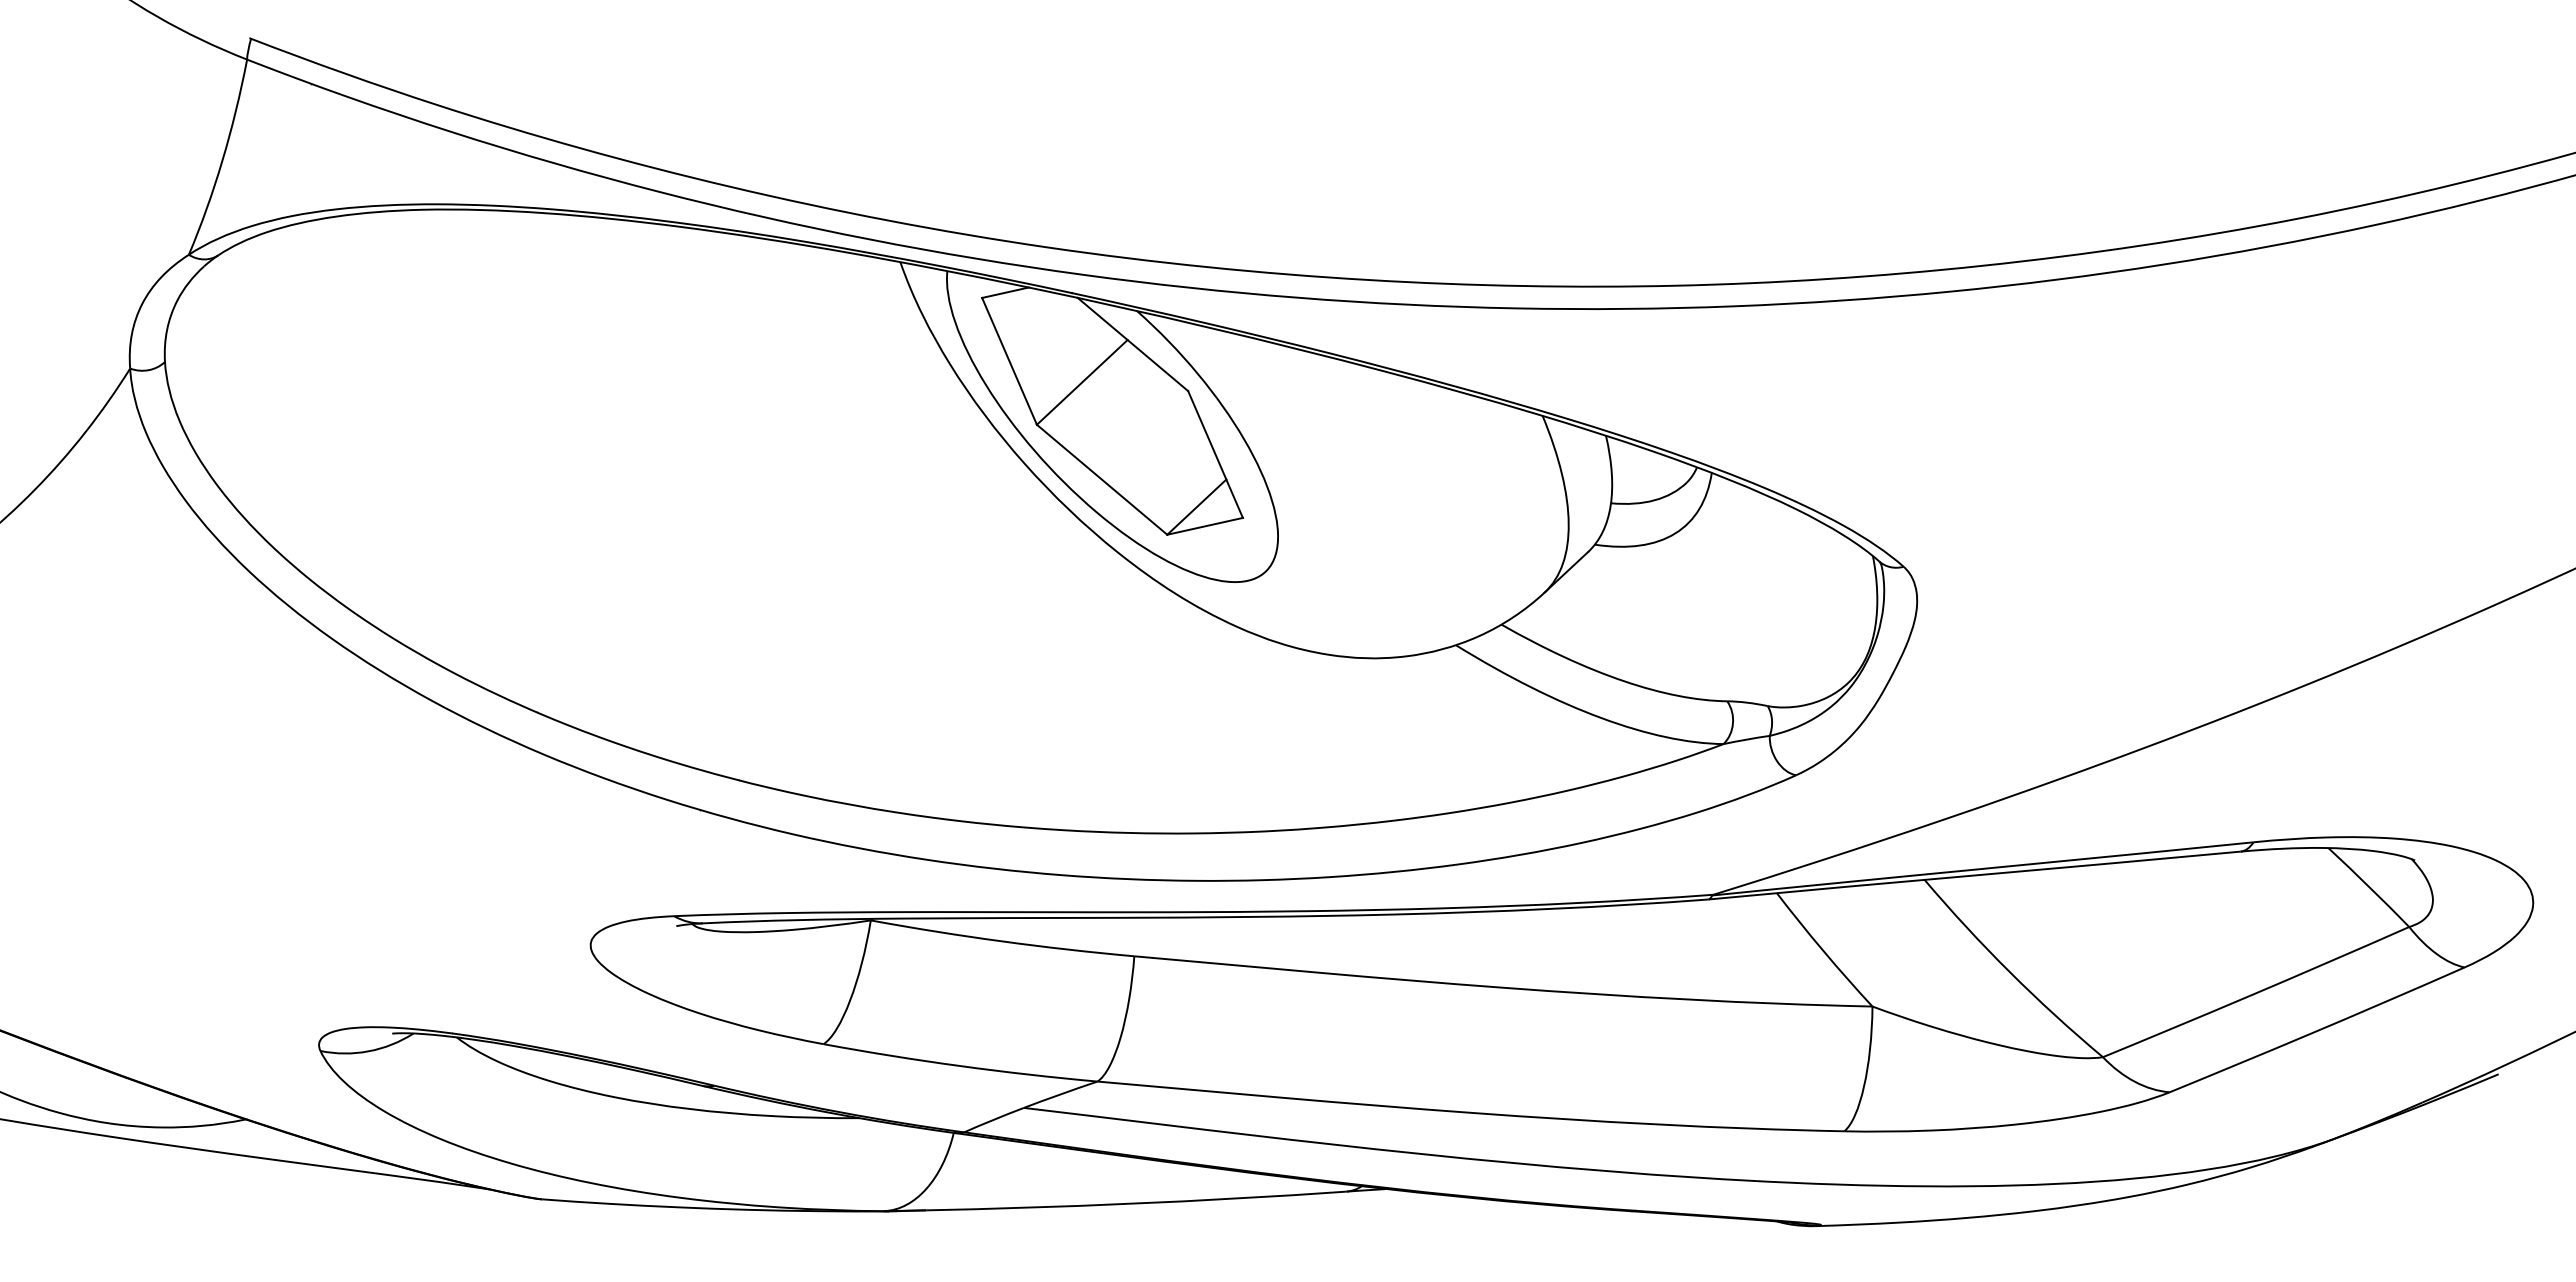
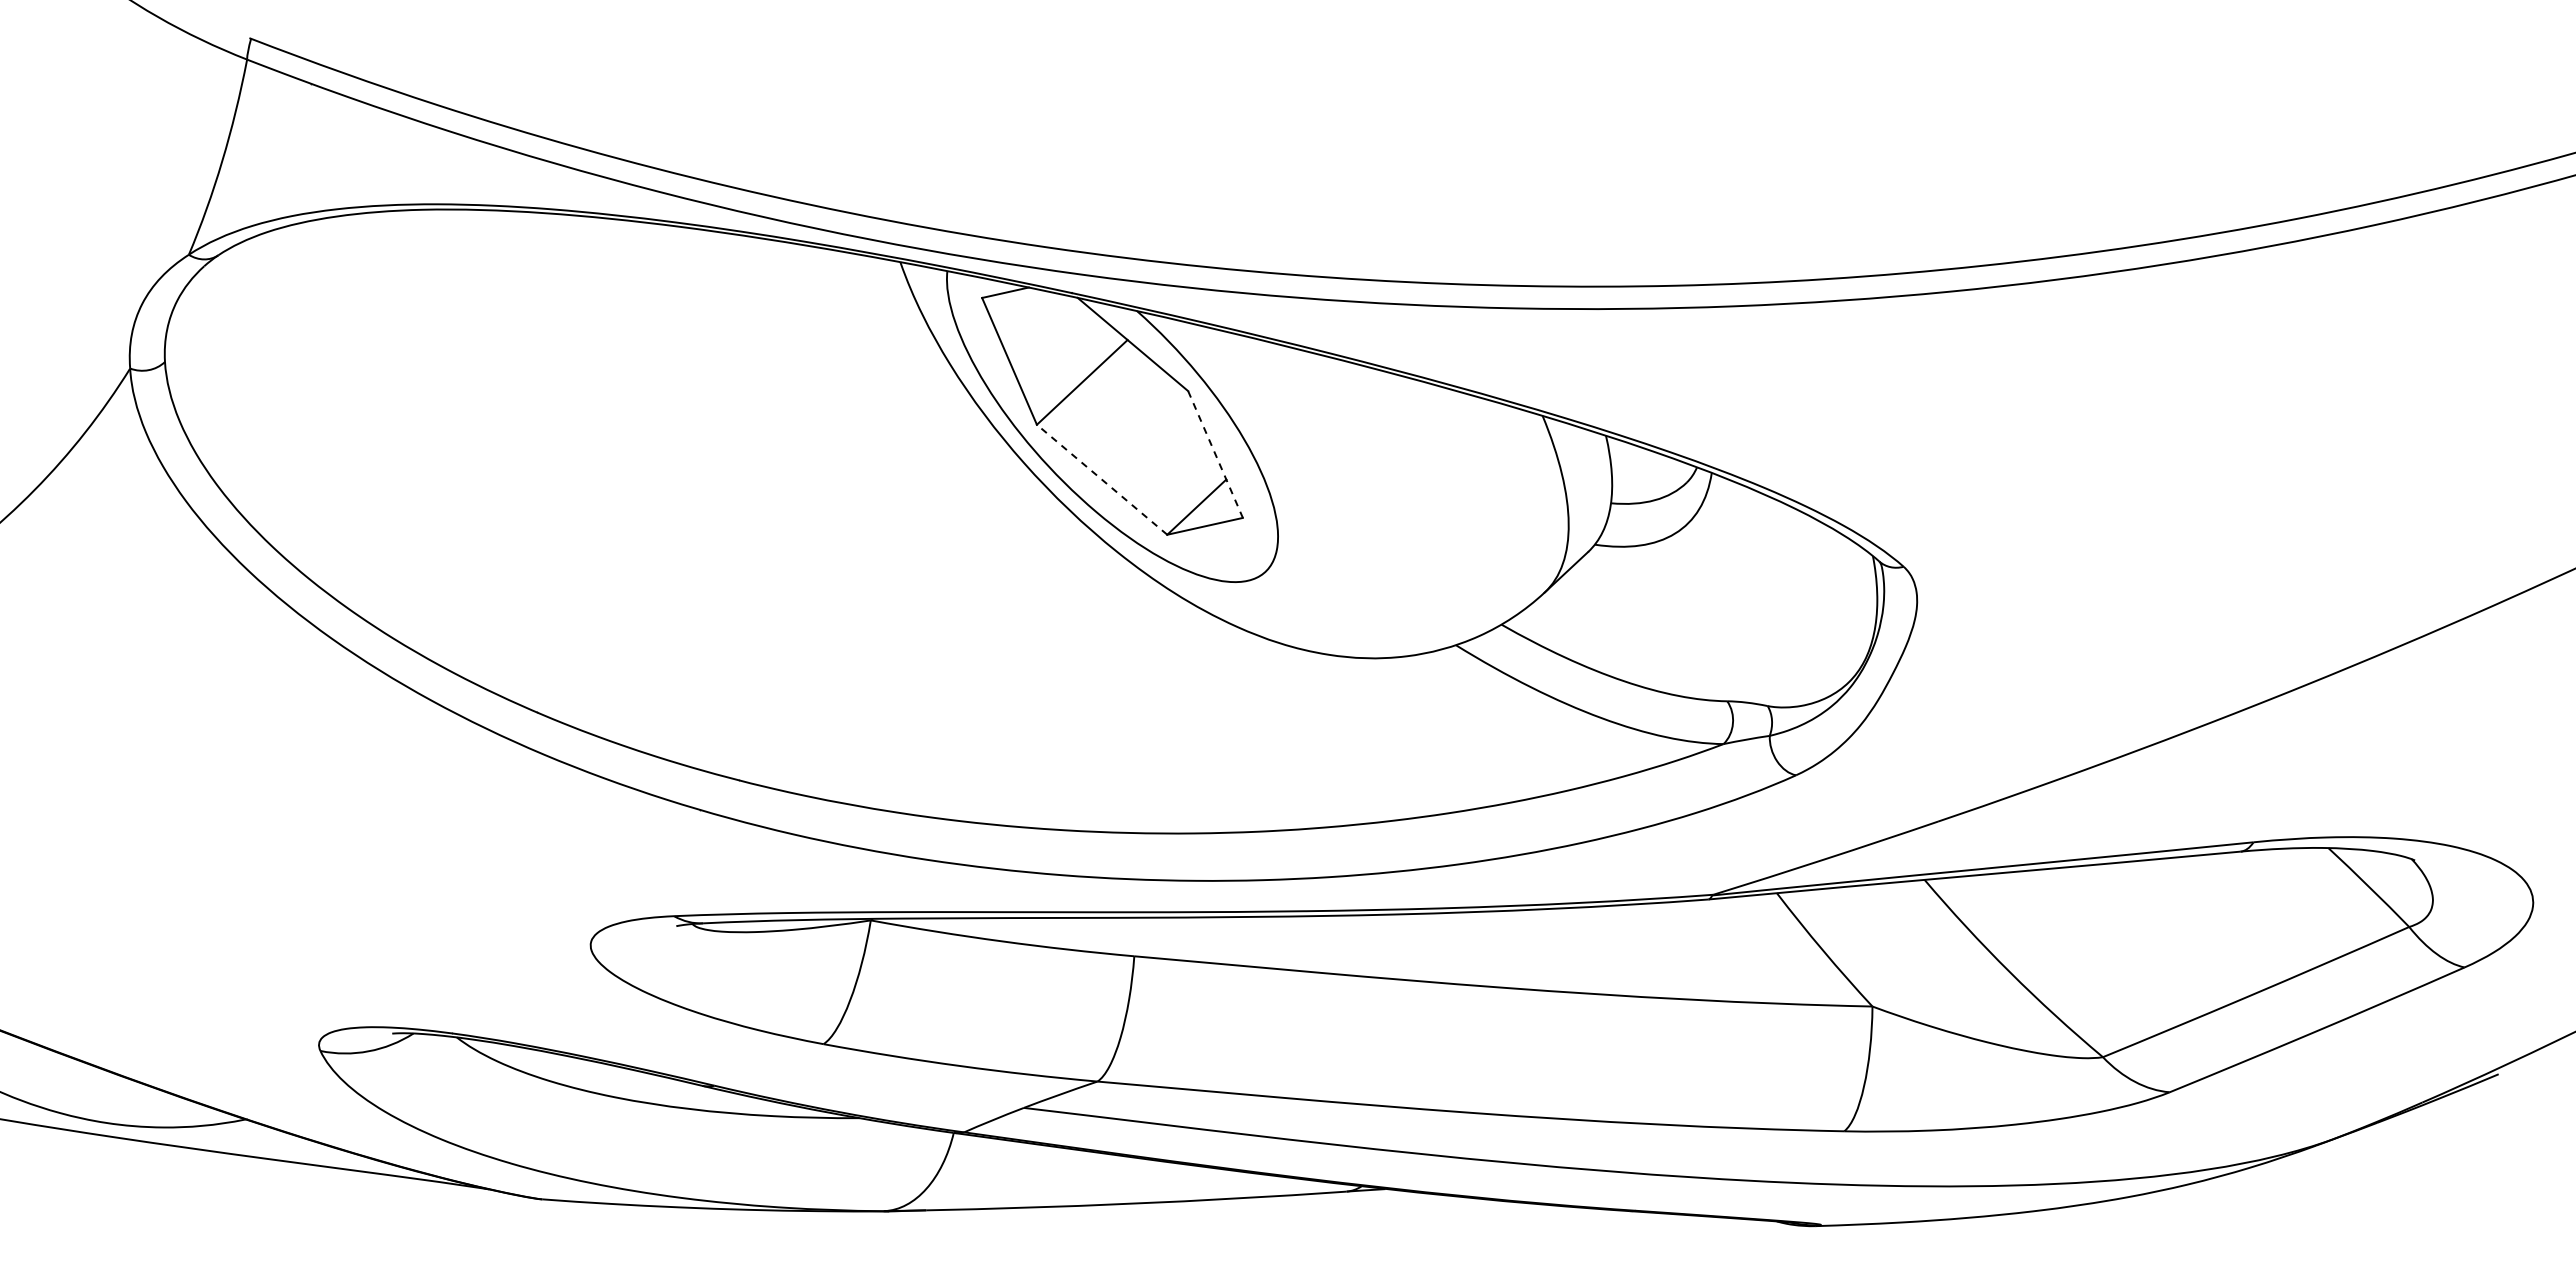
line: solid -> dashed (1215, 454)
line: solid -> dashed (1101, 479)
